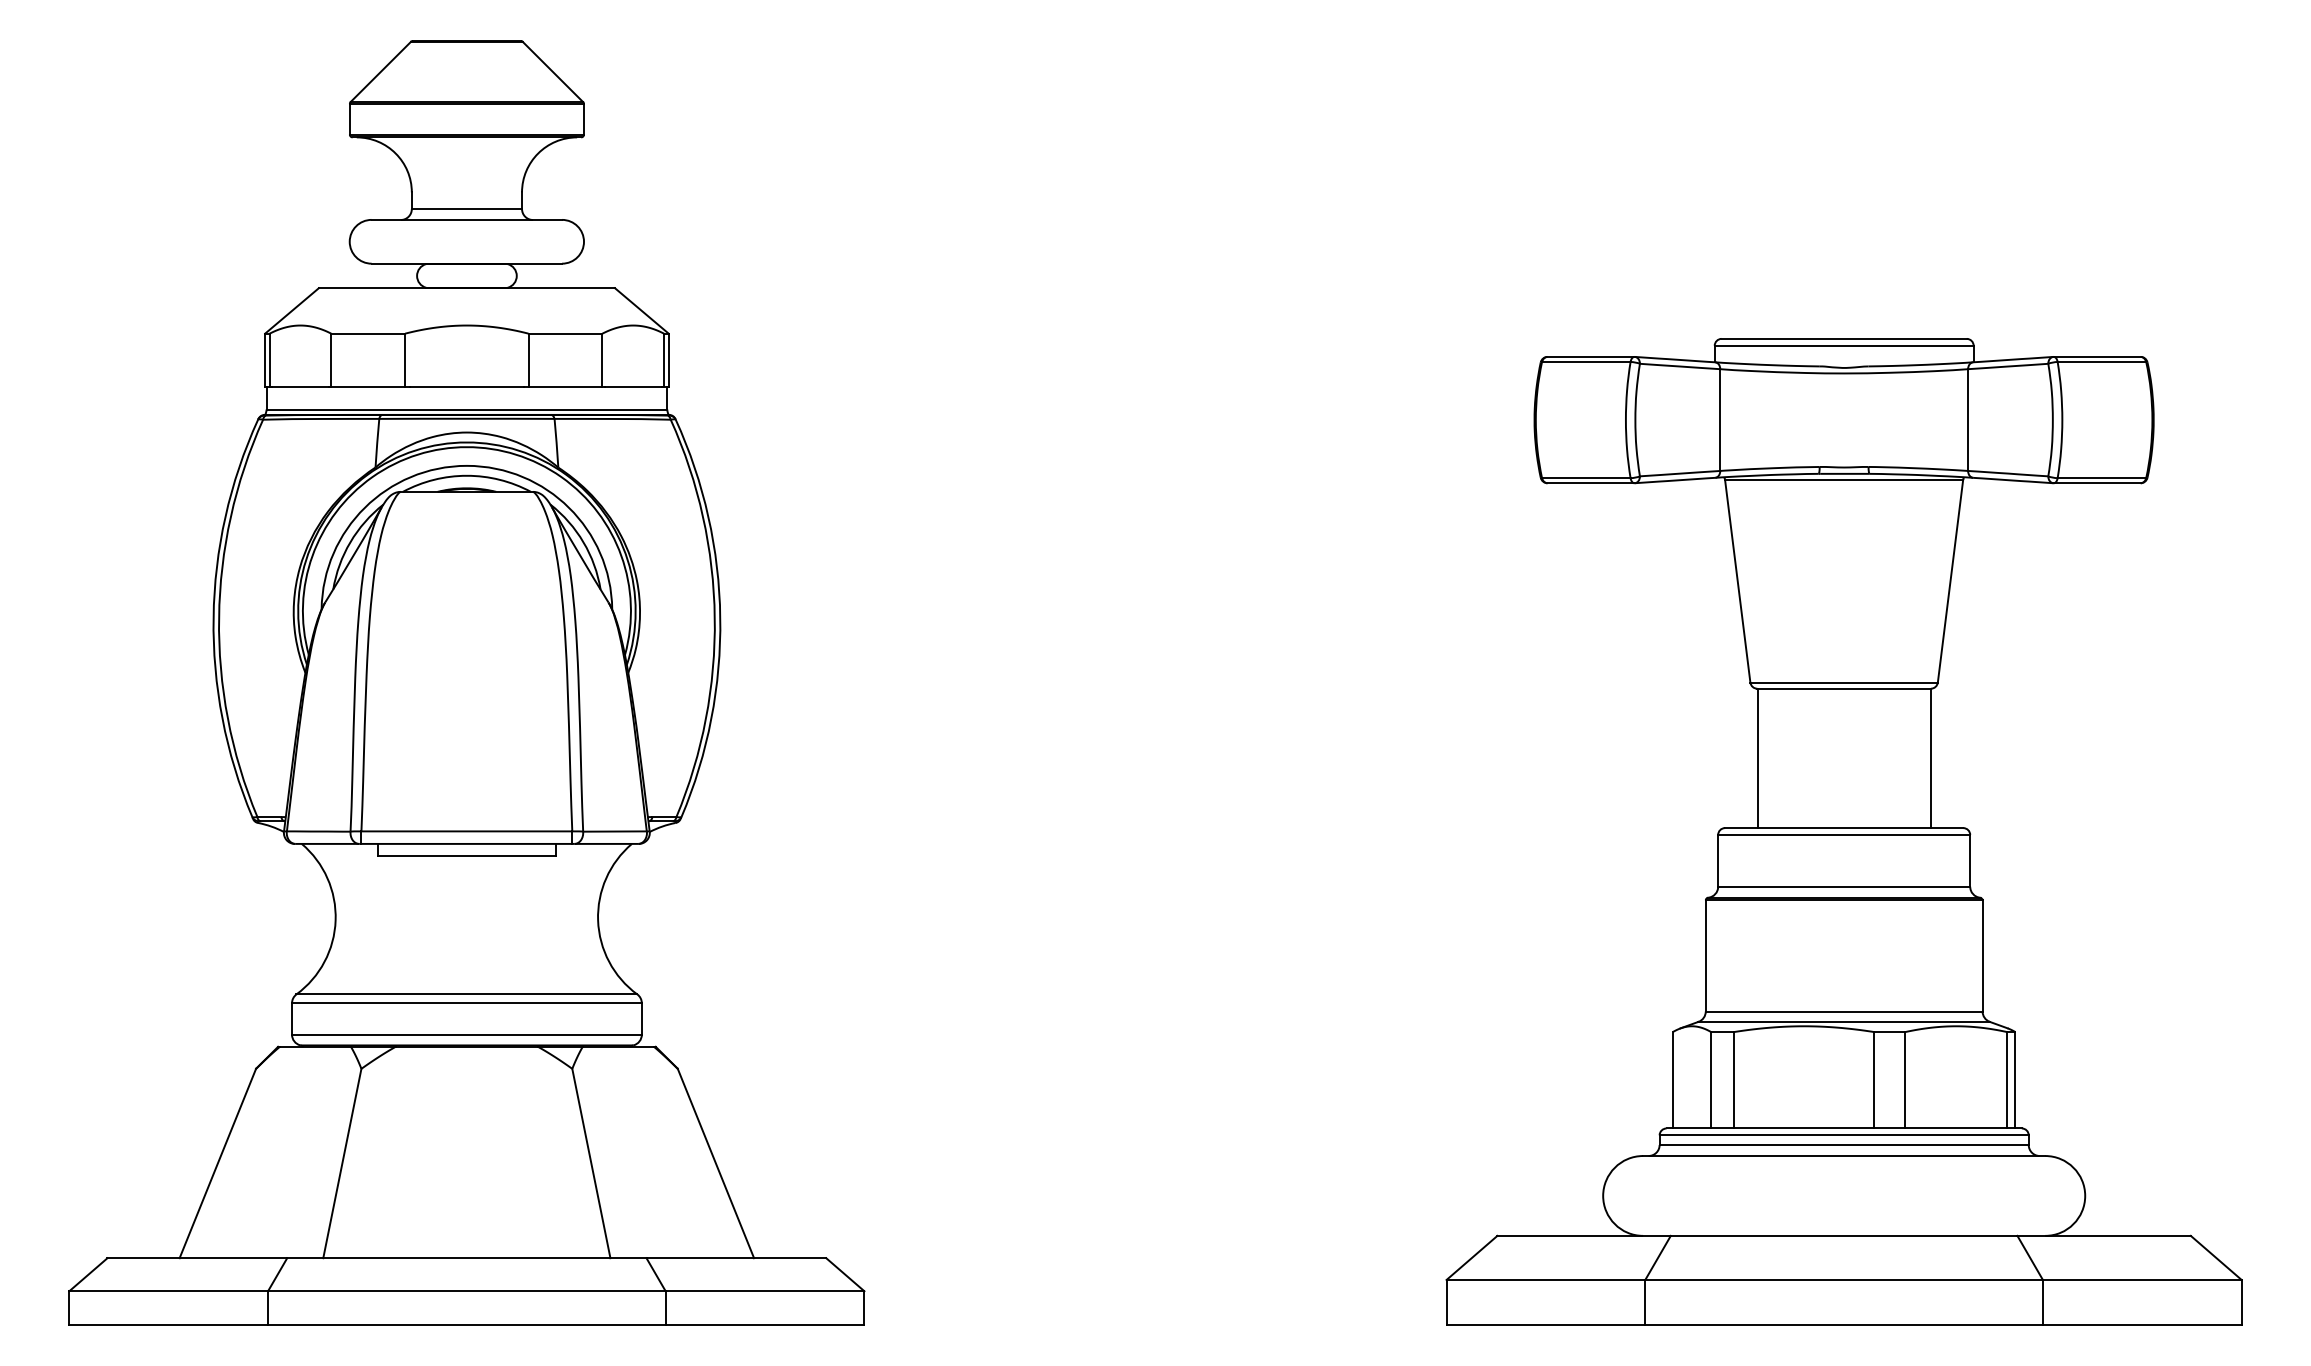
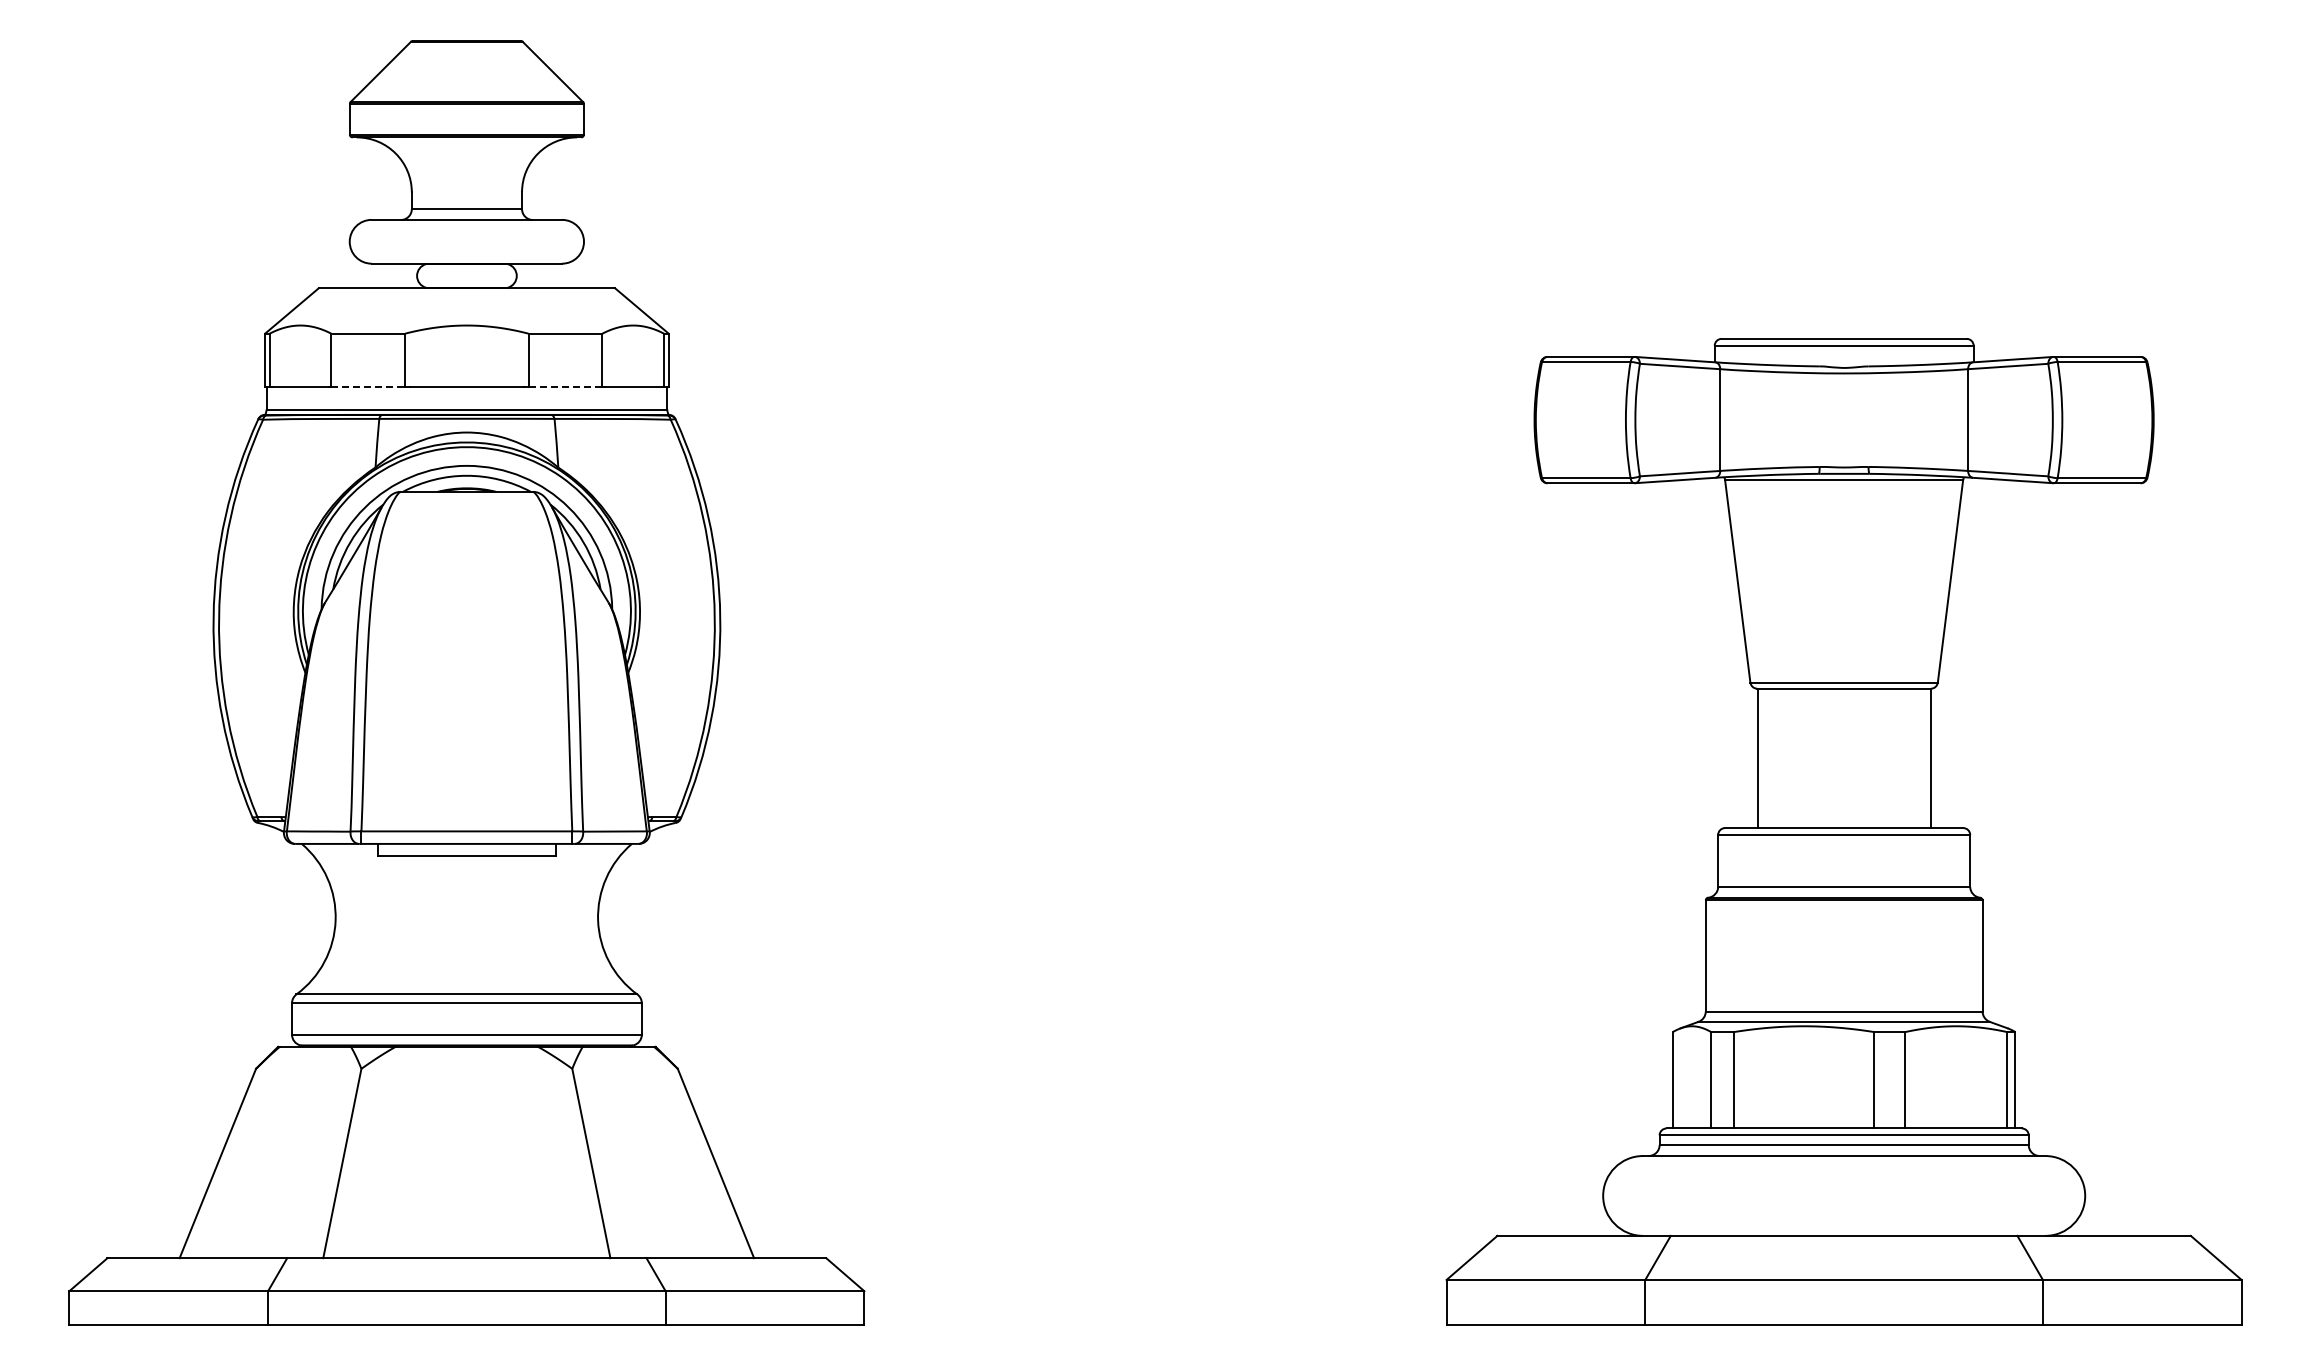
line: solid -> dashed (368, 387)
line: solid -> dashed (565, 387)
